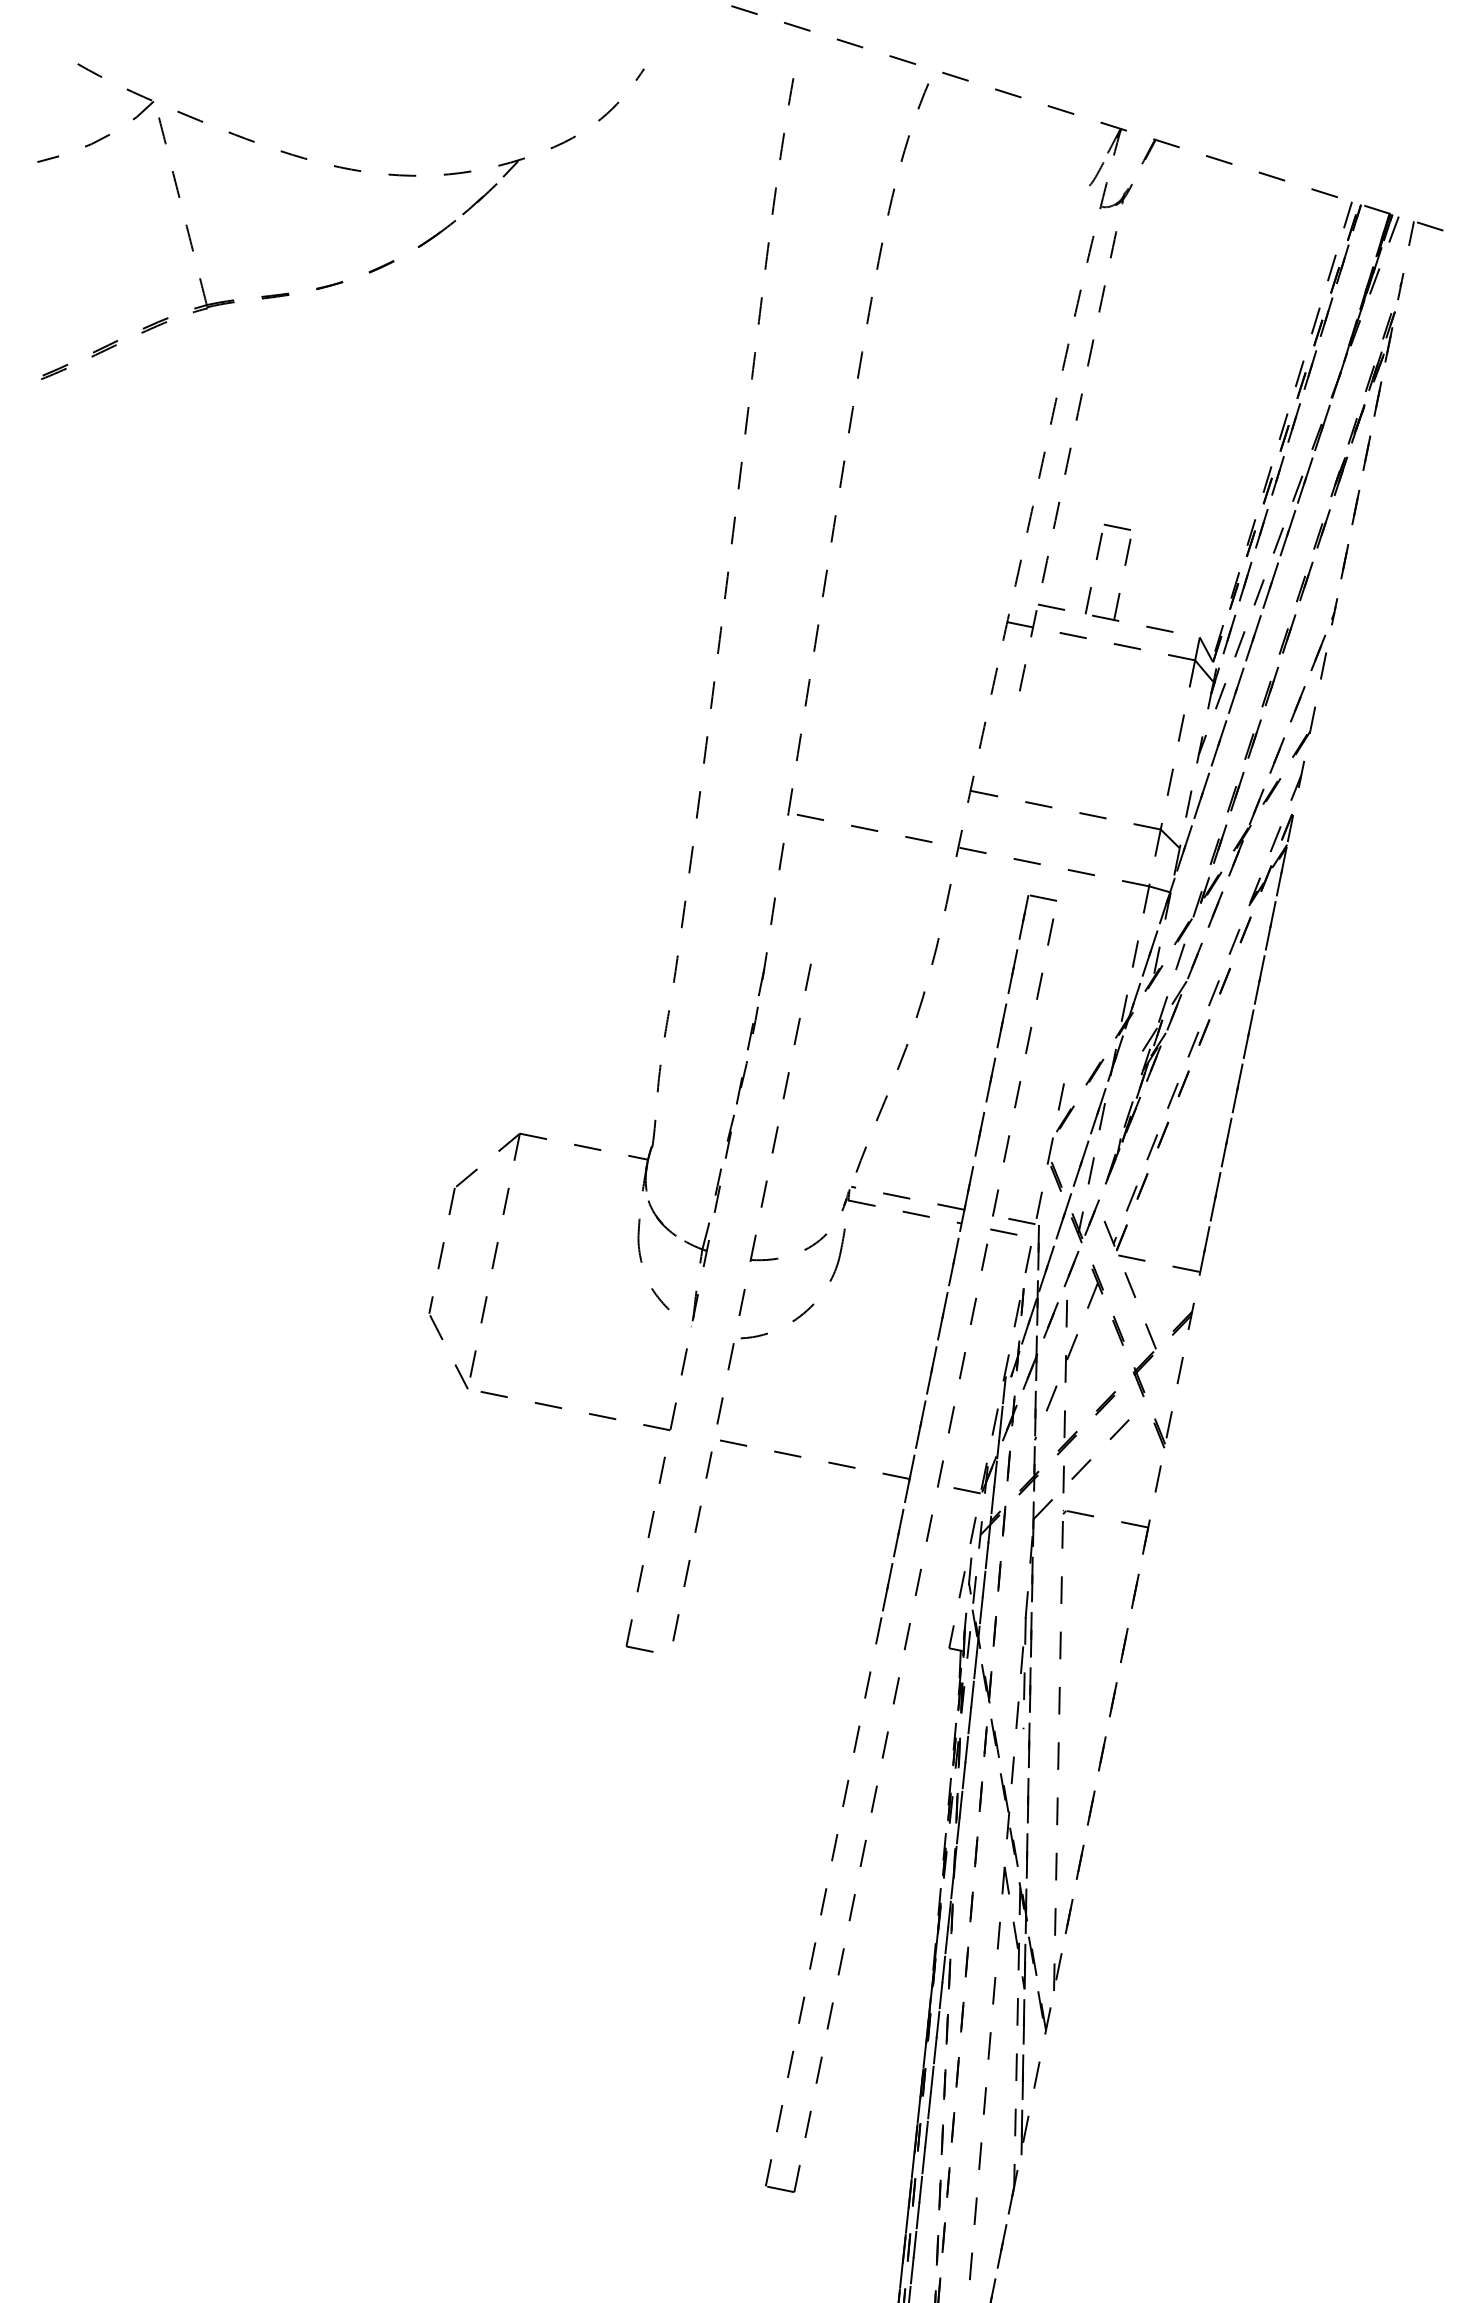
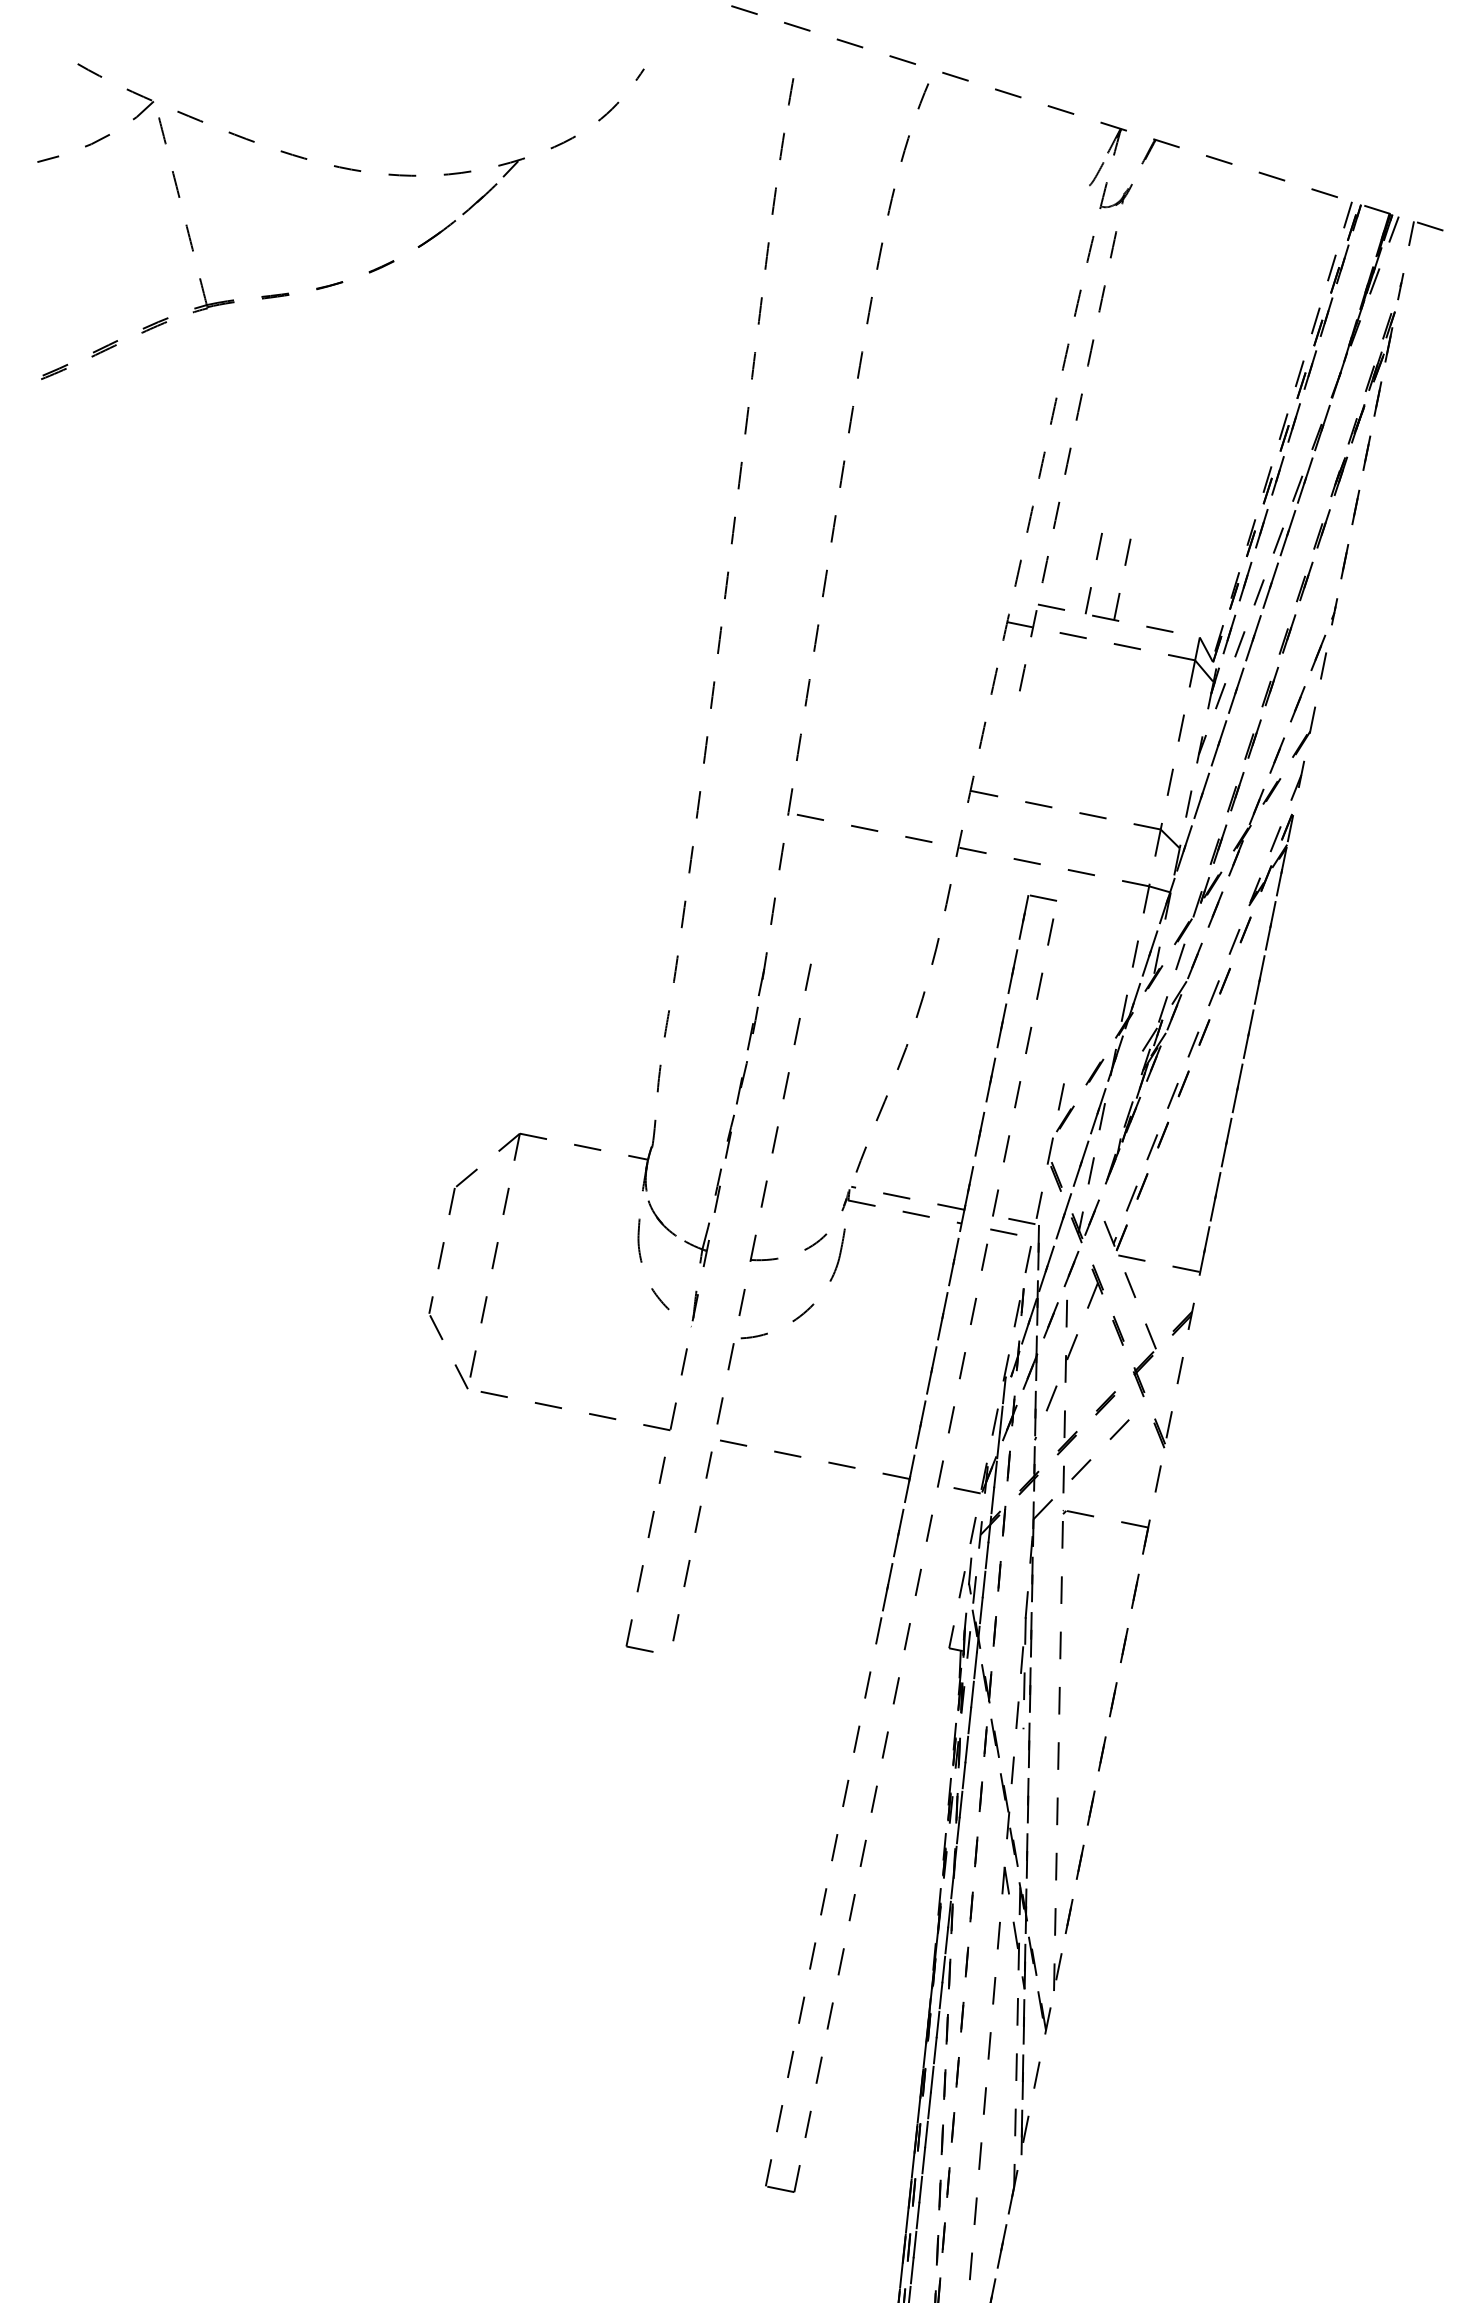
line: present -> none (1116, 526)
